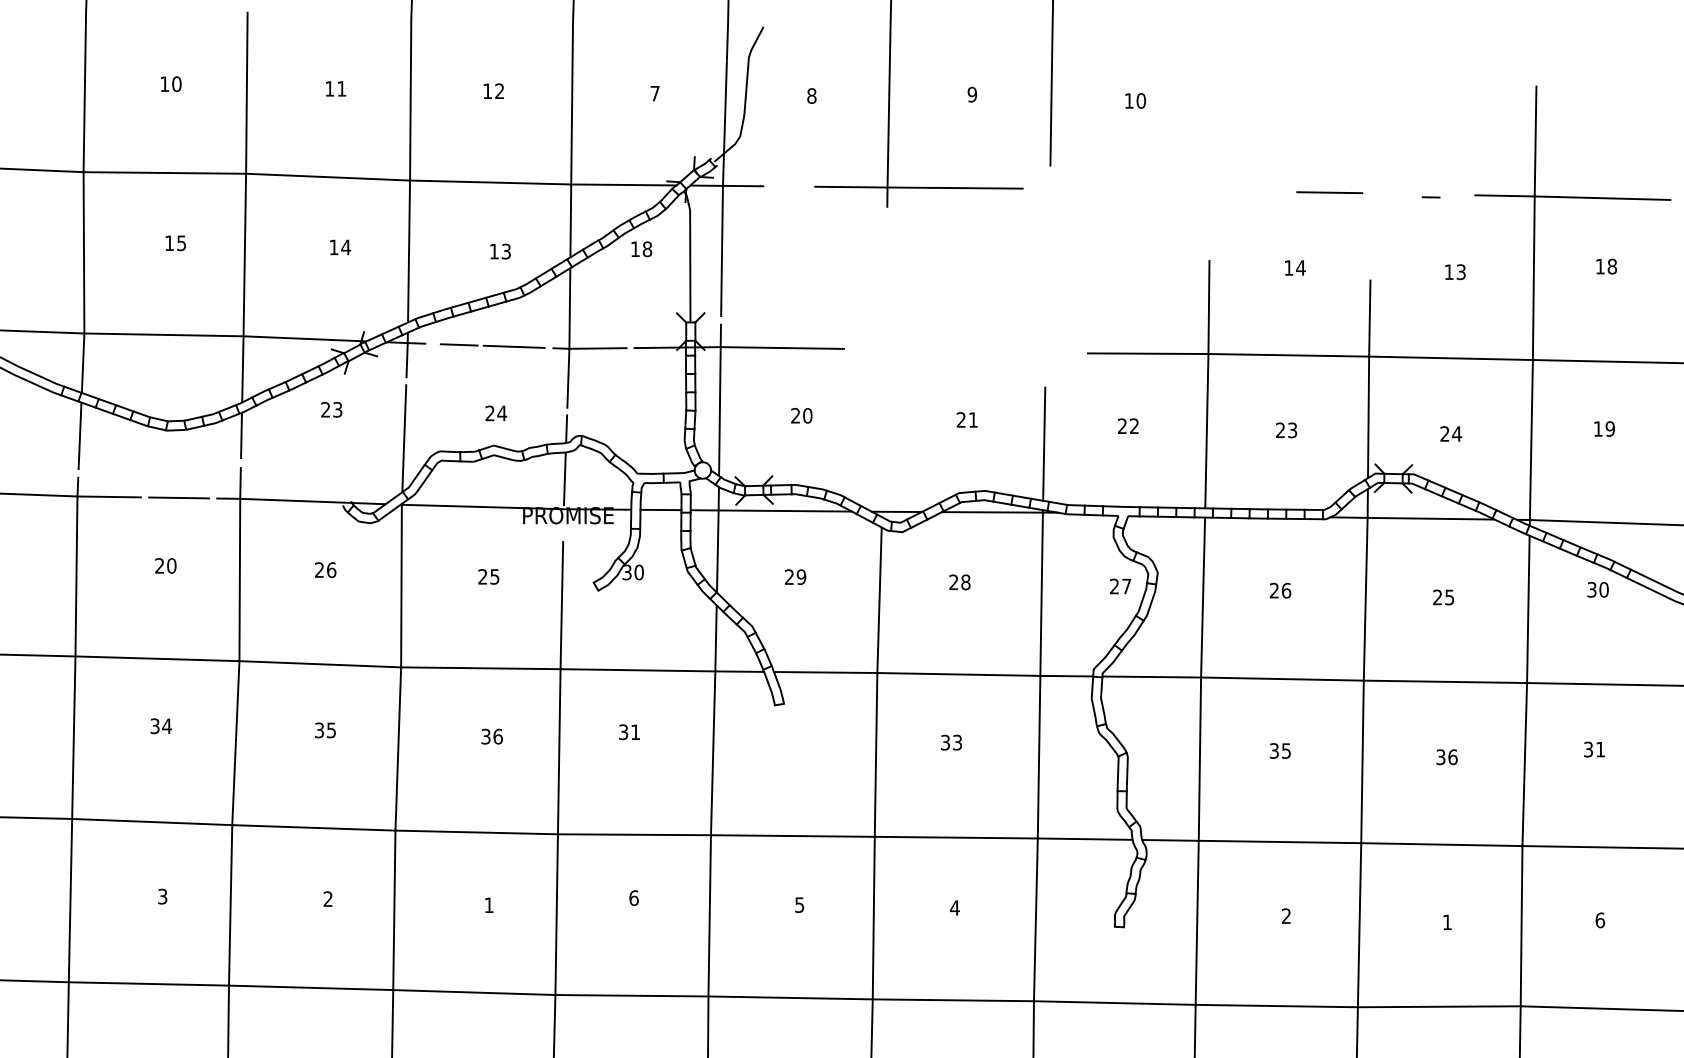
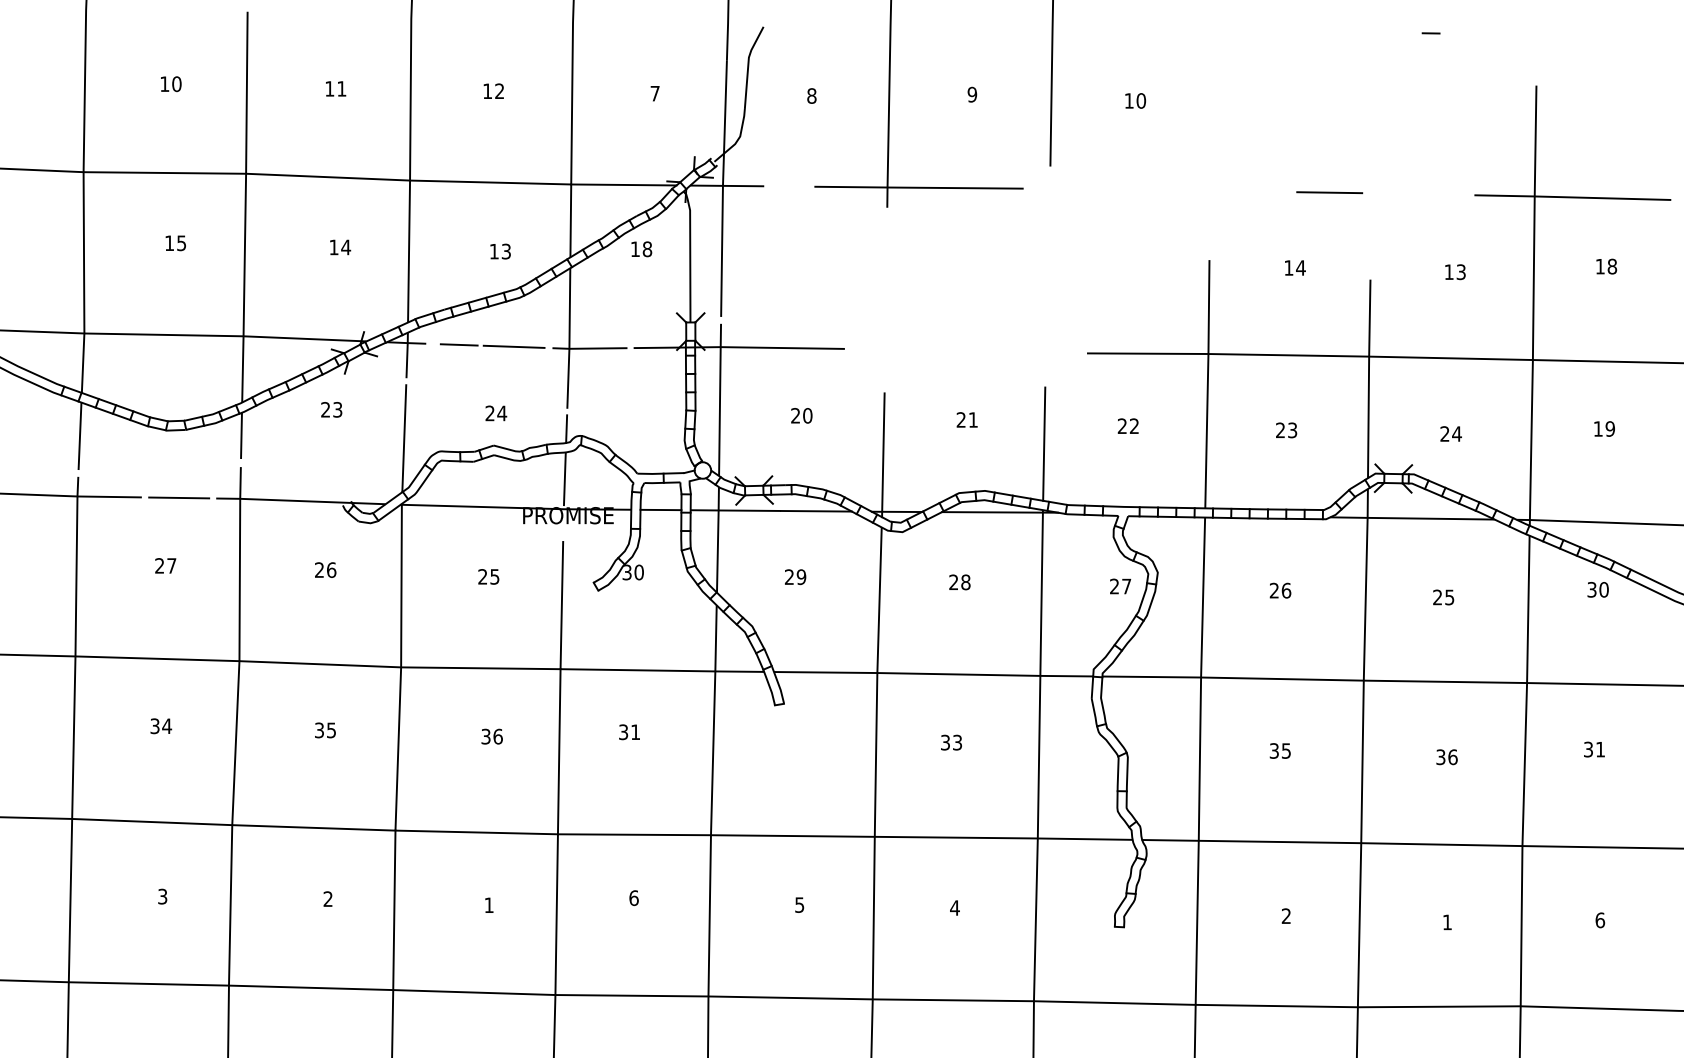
line position: (1430, 197) -> (1430, 33) (1430, 33)
line: none -> present (883, 455)
text: 20 -> 27 (171, 565)
